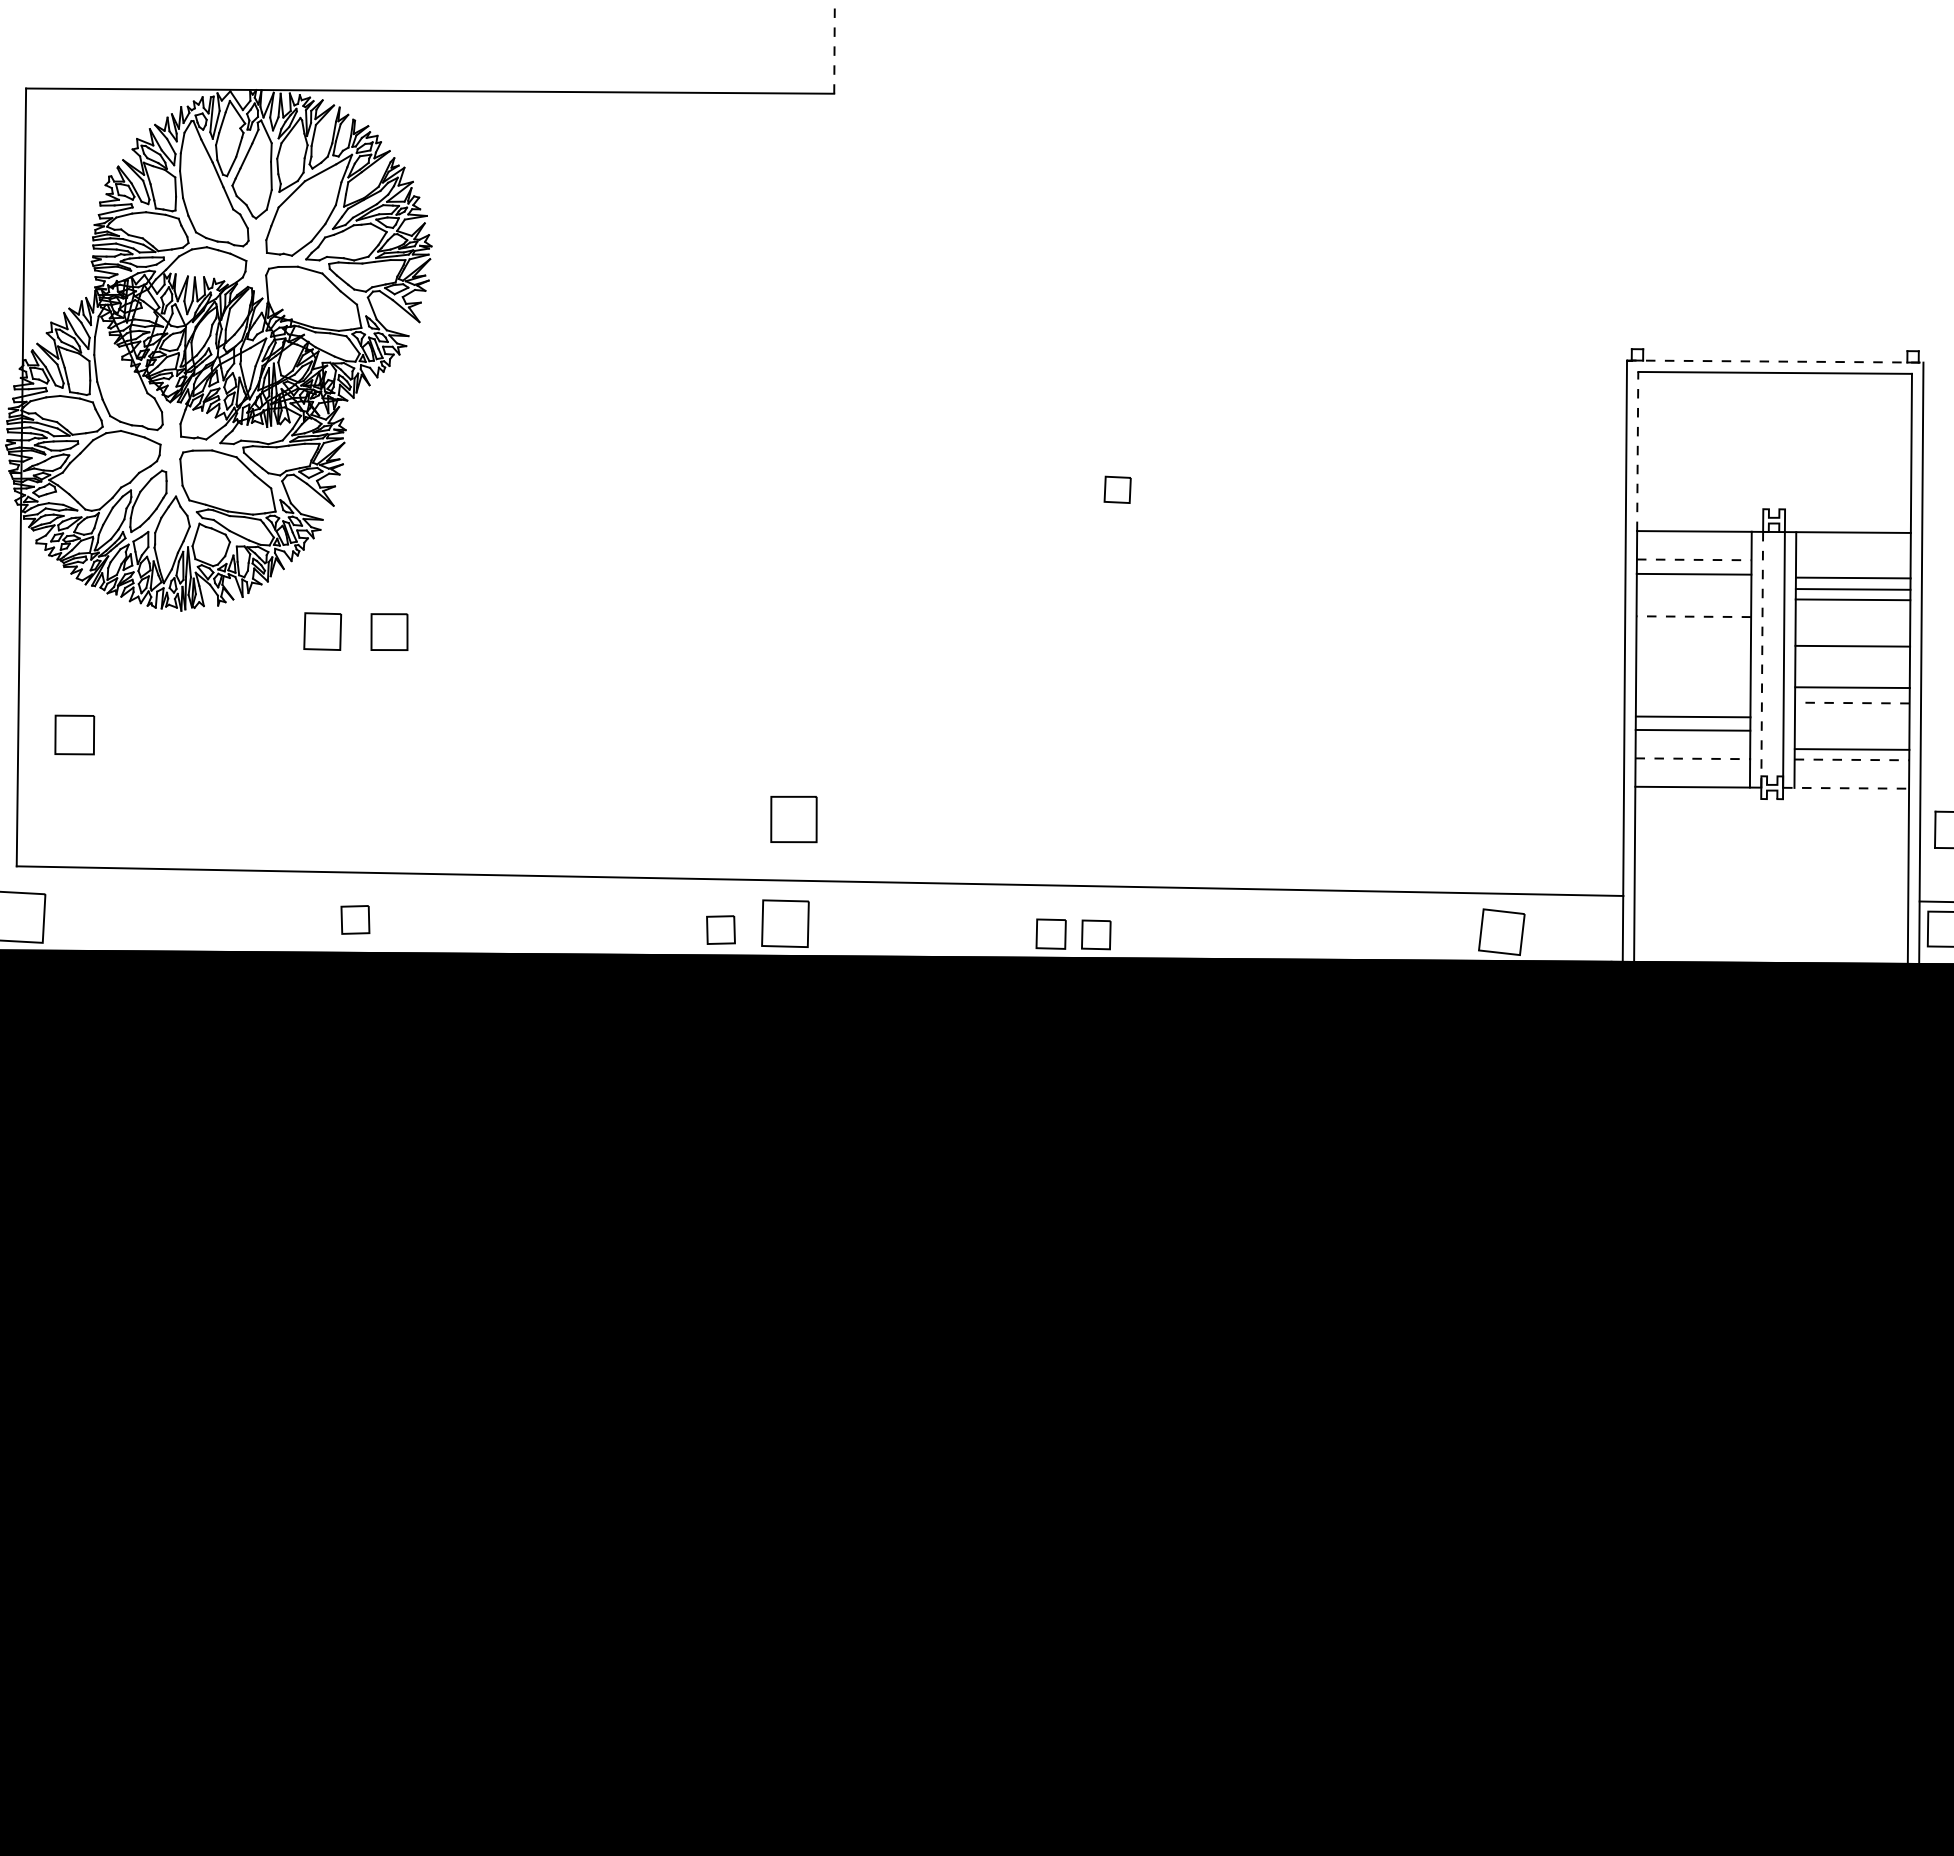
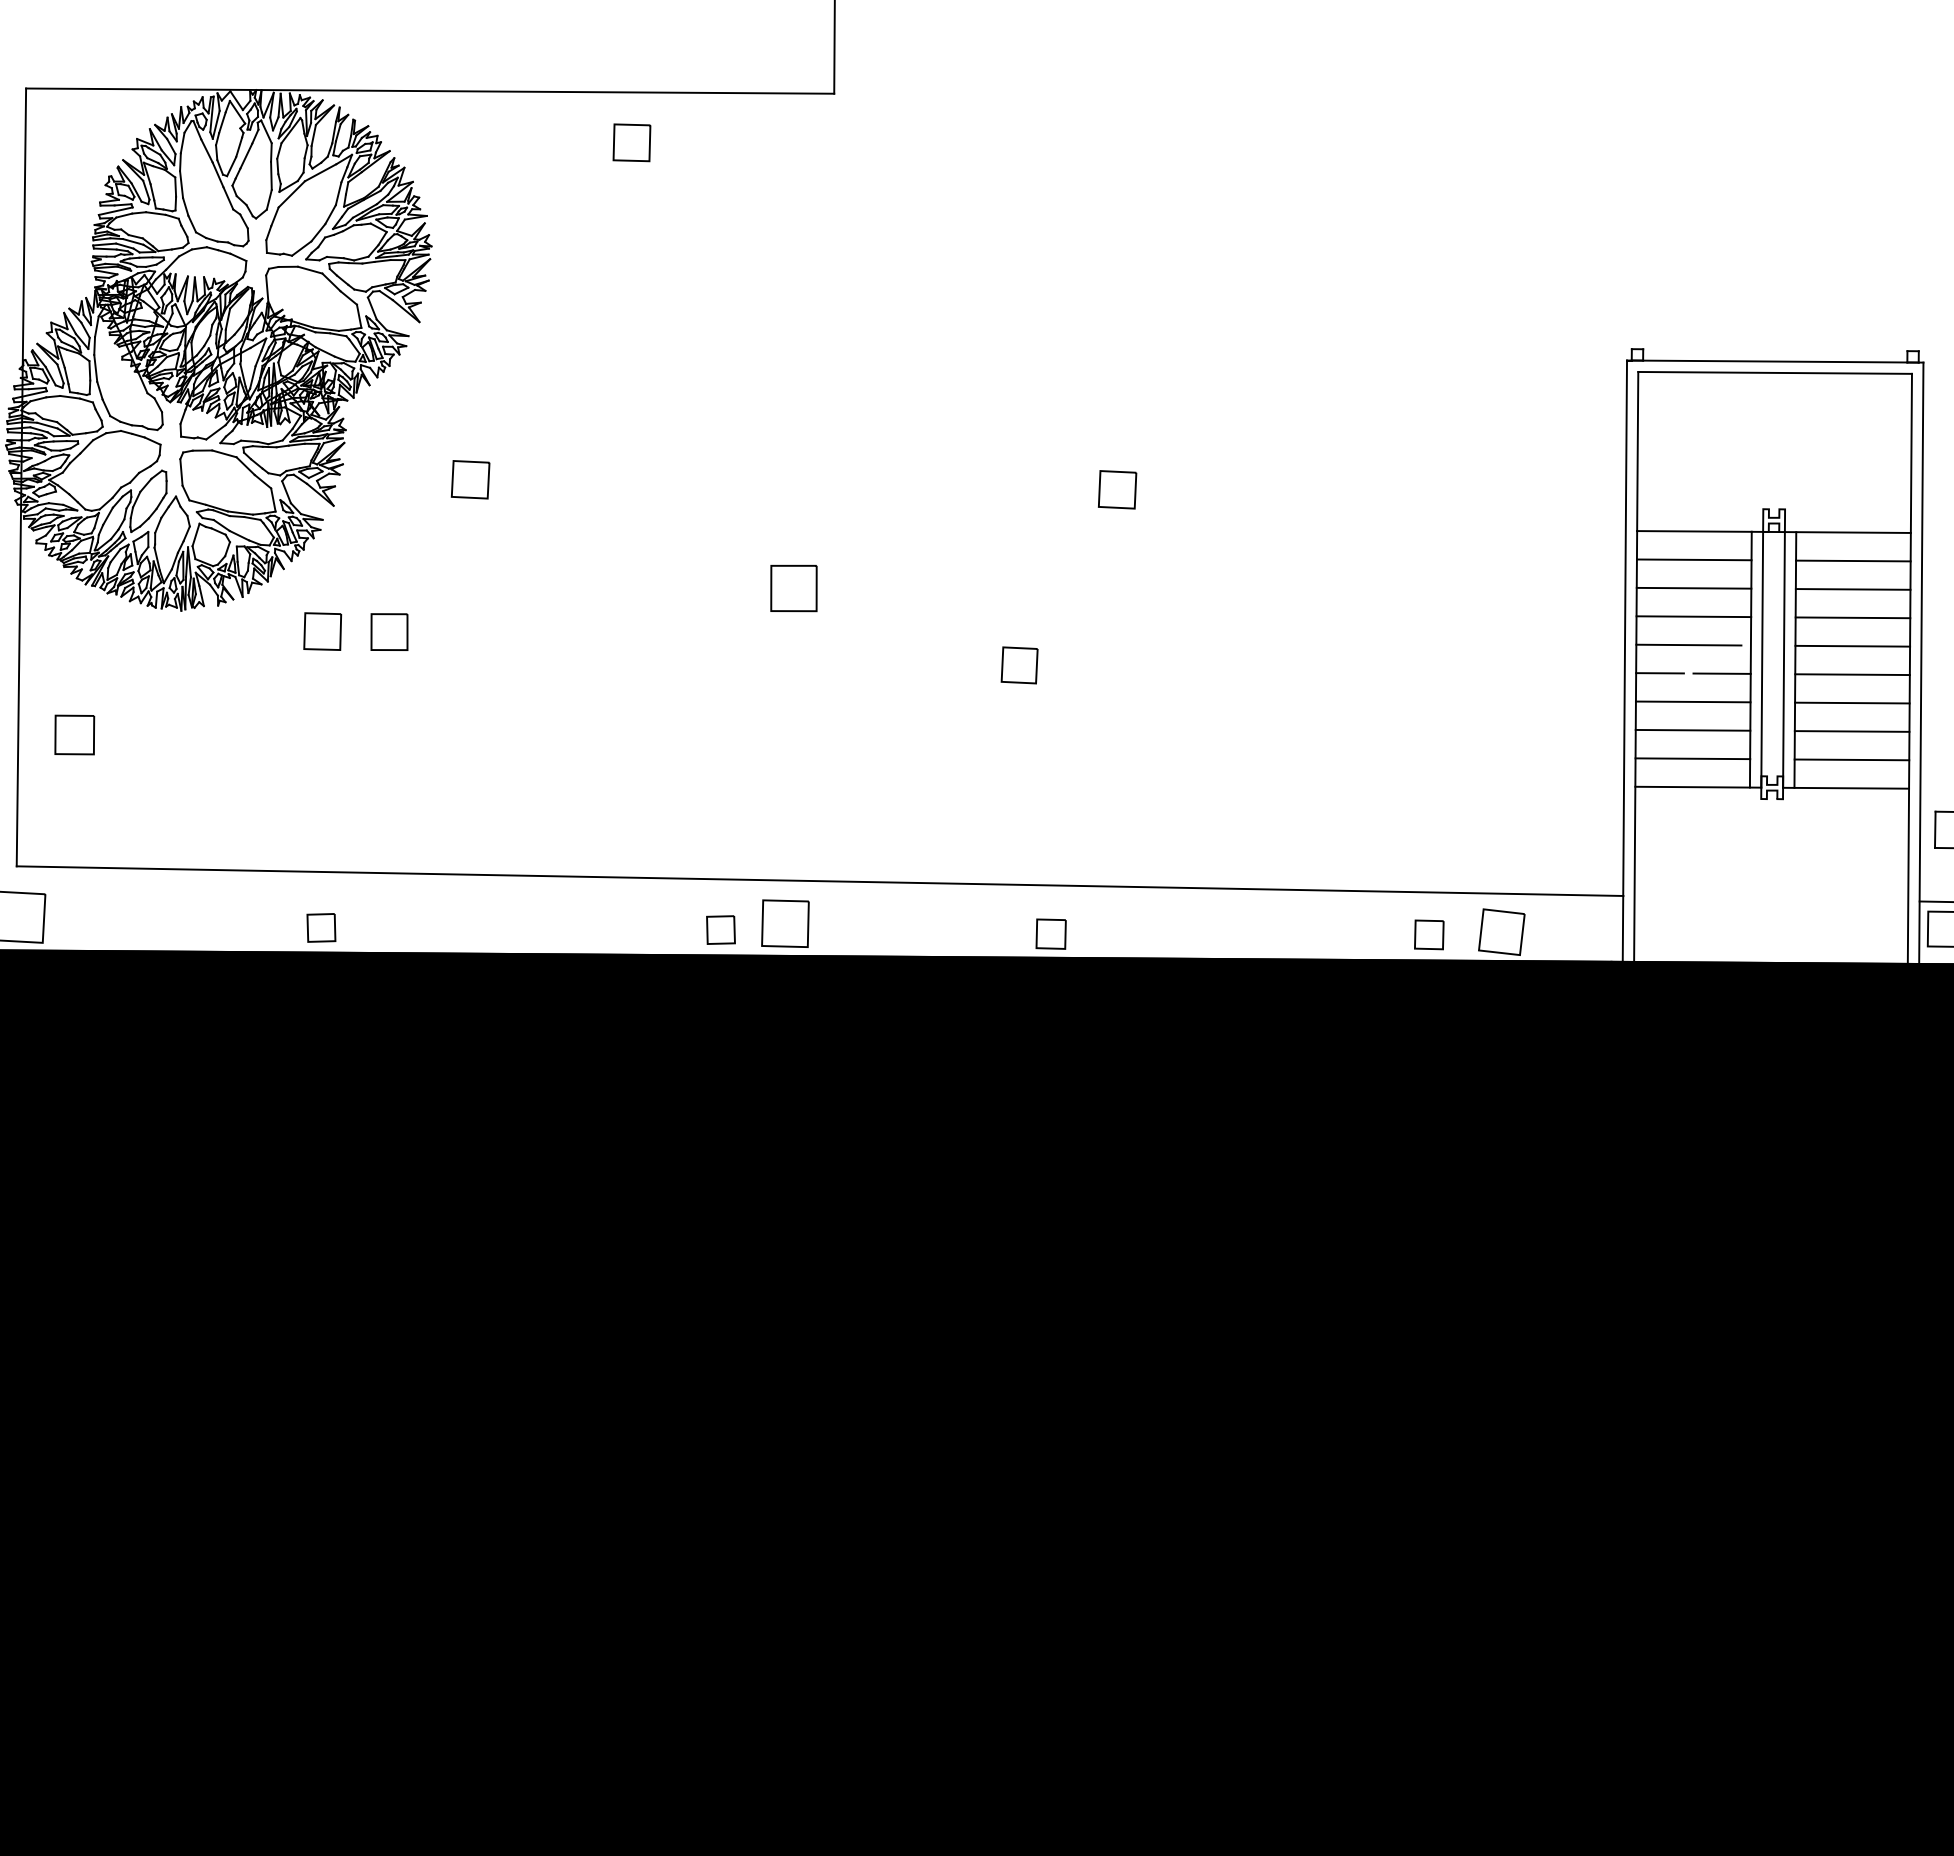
line: dashed -> solid (834, 46)
part: none -> present (631, 142)
line: dashed -> solid (1775, 361)
line: dashed -> solid (1637, 451)
part: none -> present (470, 479)
part size: 29x29 px -> 40x40 px (1117, 489)
line: dashed -> solid (1694, 559)
line position: (1693, 573) -> (1693, 587) (1693, 587)
line position: (1853, 577) -> (1853, 560) (1853, 560)
line position: (1852, 599) -> (1852, 617) (1852, 617)
line: dashed -> solid (1693, 616)
line: none -> present (1688, 644)
line: dashed -> solid (1762, 659)
part: none -> present (1019, 665)
line: none -> present (1659, 673)
line: none -> present (1721, 673)
line position: (1852, 687) -> (1852, 674) (1852, 674)
line: dashed -> solid (1851, 703)
line position: (1692, 716) -> (1692, 701) (1692, 701)
line position: (1851, 749) -> (1851, 731) (1851, 731)
line: dashed -> solid (1693, 758)
line: dashed -> solid (1852, 759)
line: dashed -> solid (1846, 788)
part position: (793, 819) -> (793, 588) (793, 588)
part position: (355, 919) -> (321, 927) (321, 927)
part position: (1096, 934) -> (1429, 934) (1429, 934)
